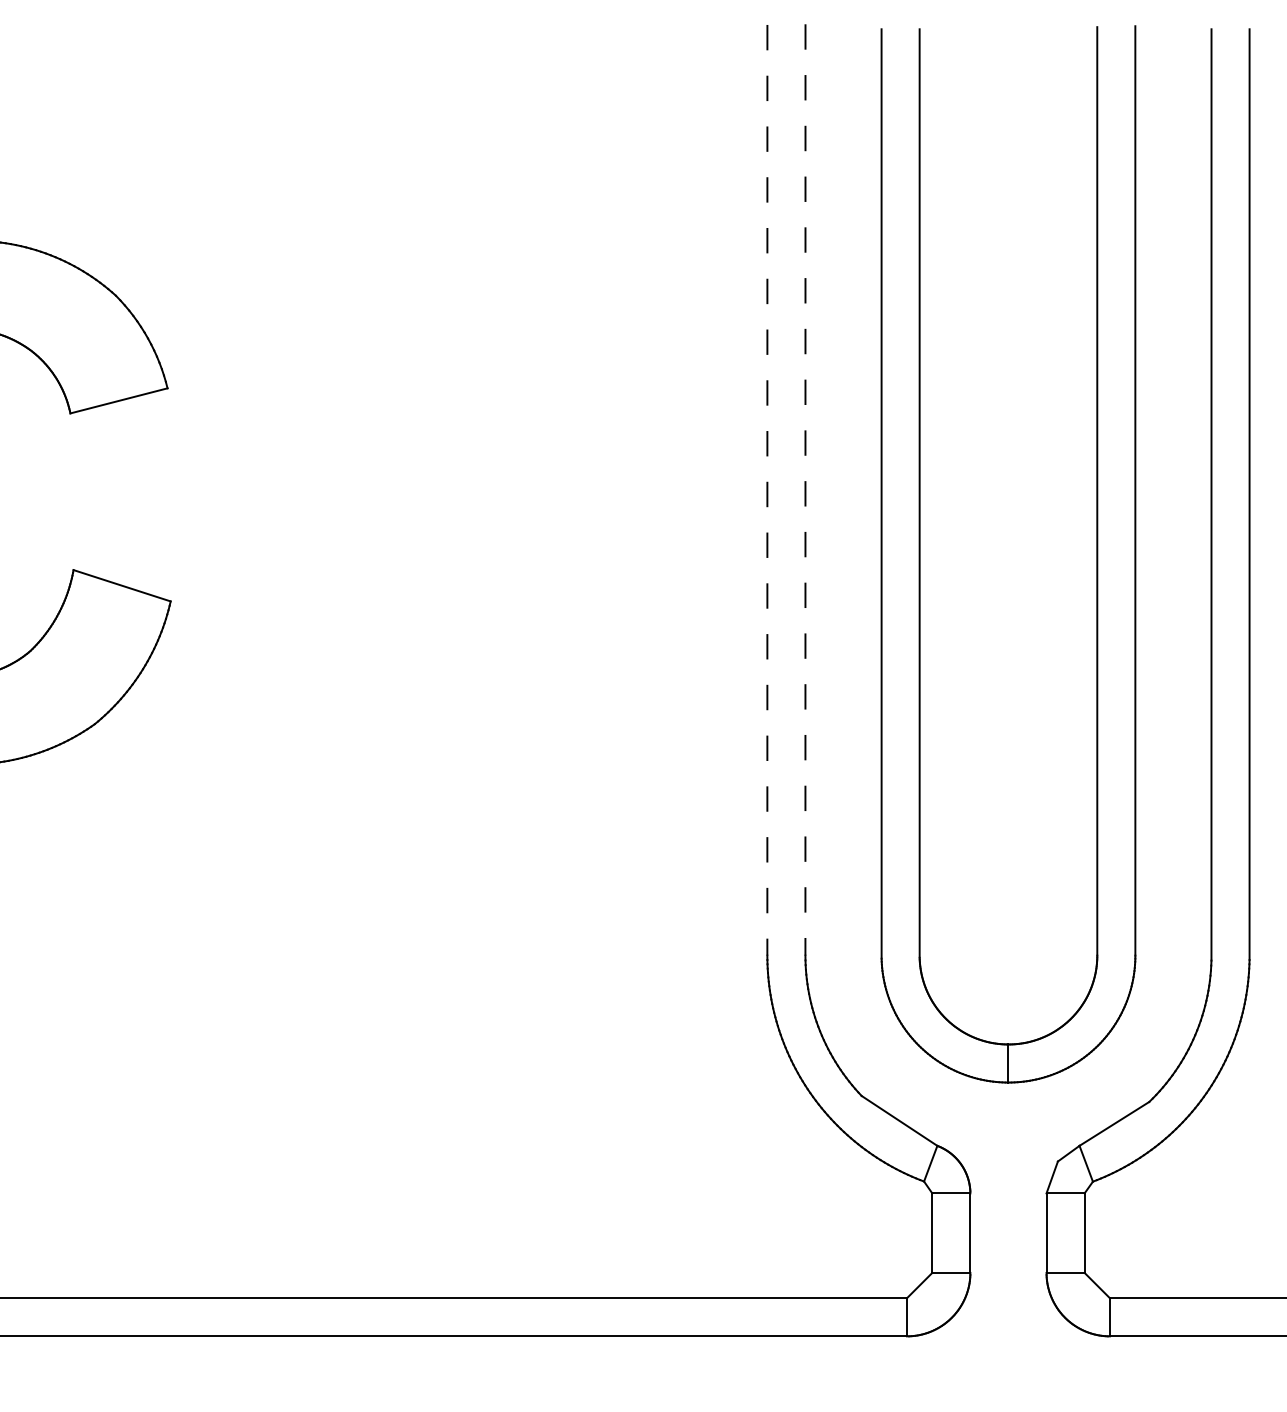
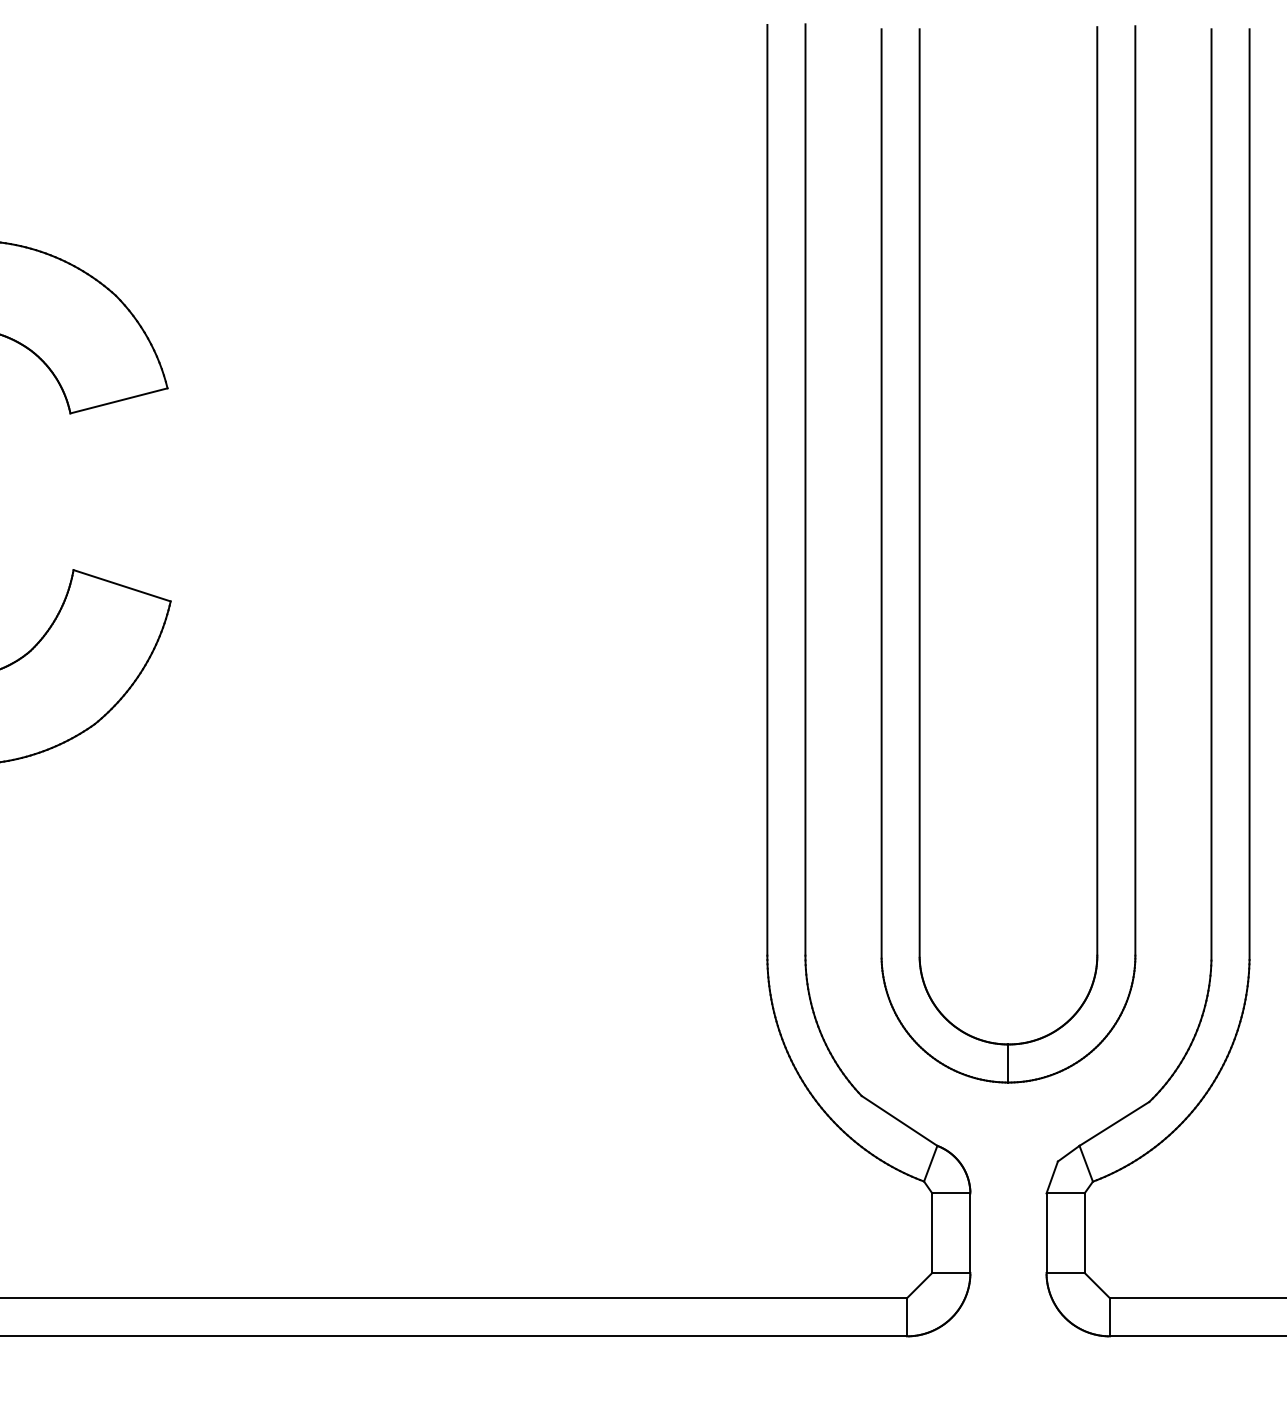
line: dashed -> solid (805, 489)
line: dashed -> solid (767, 490)
